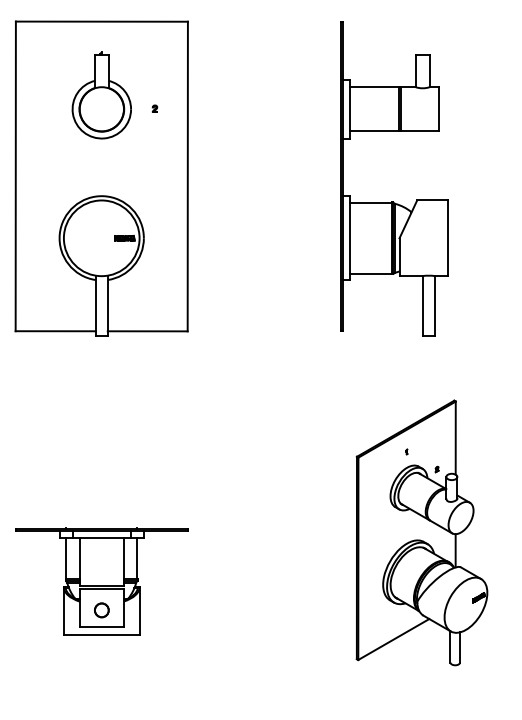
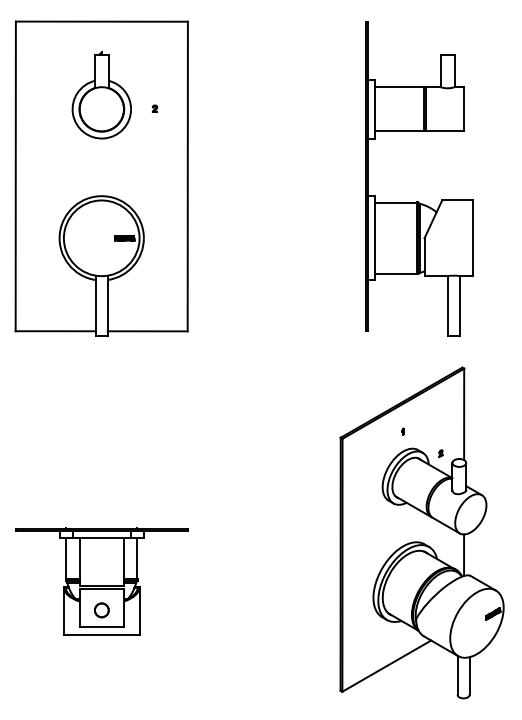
part position: (393, 201) -> (418, 201) (418, 201)
part size: 134x268 px -> 166x334 px (421, 532)
